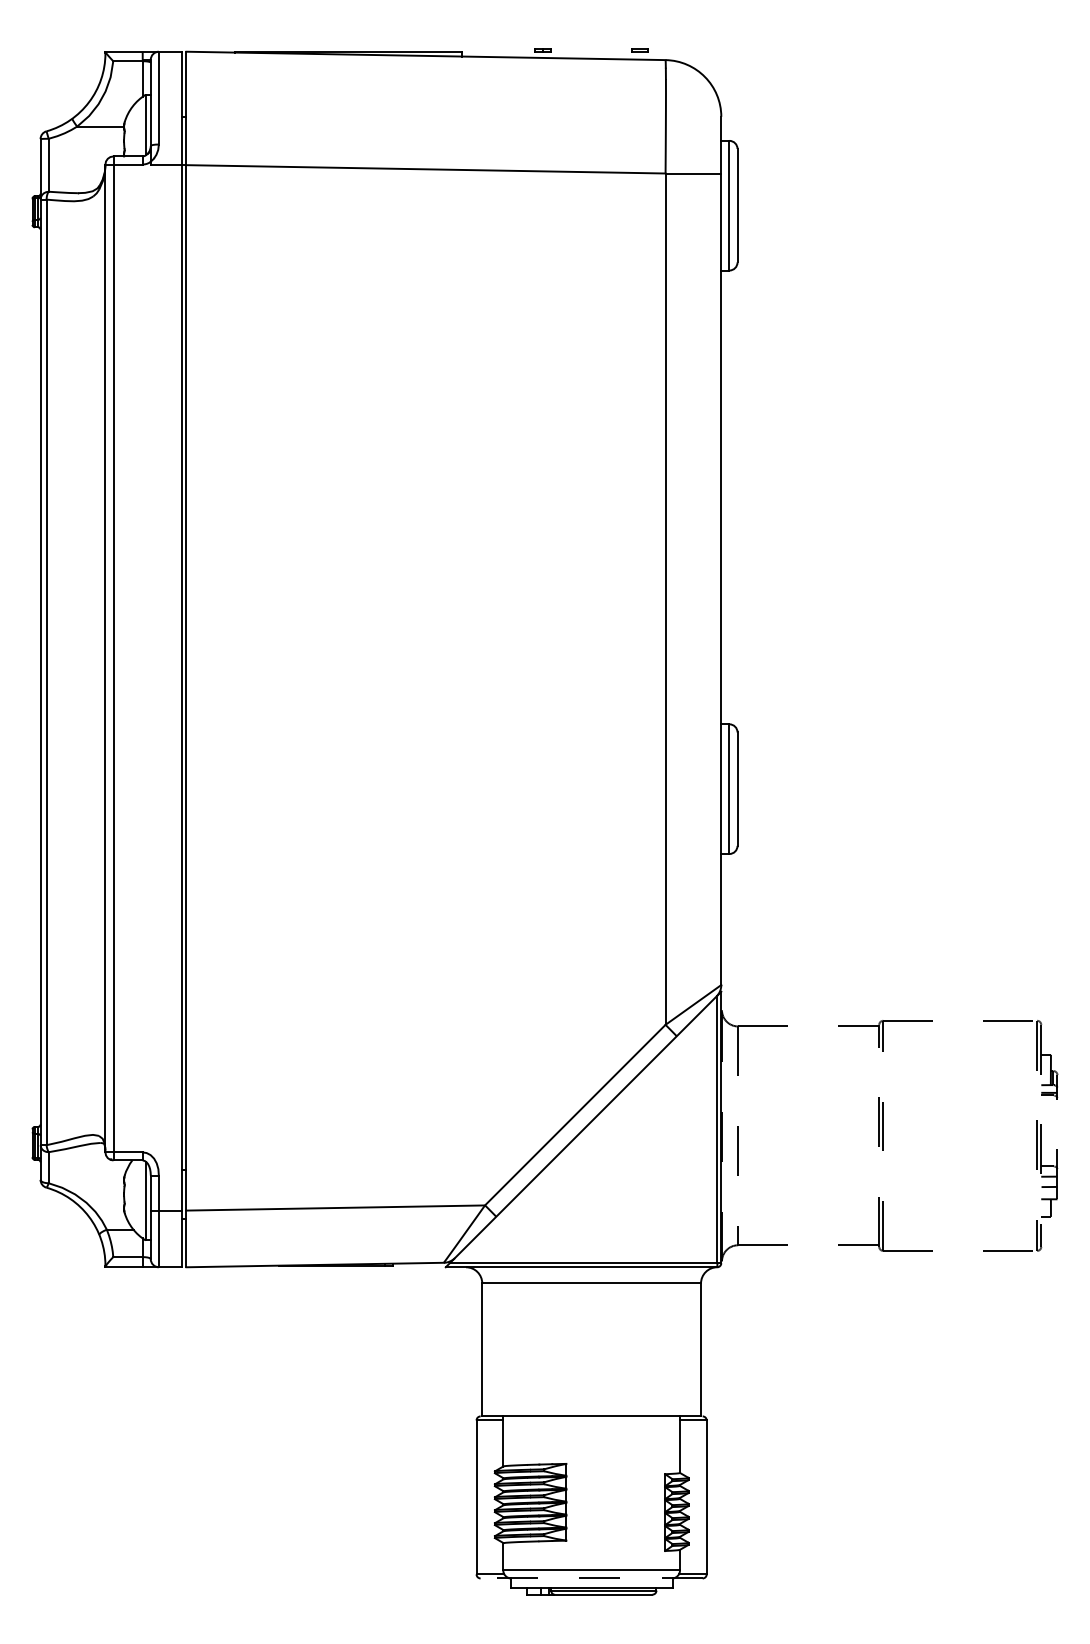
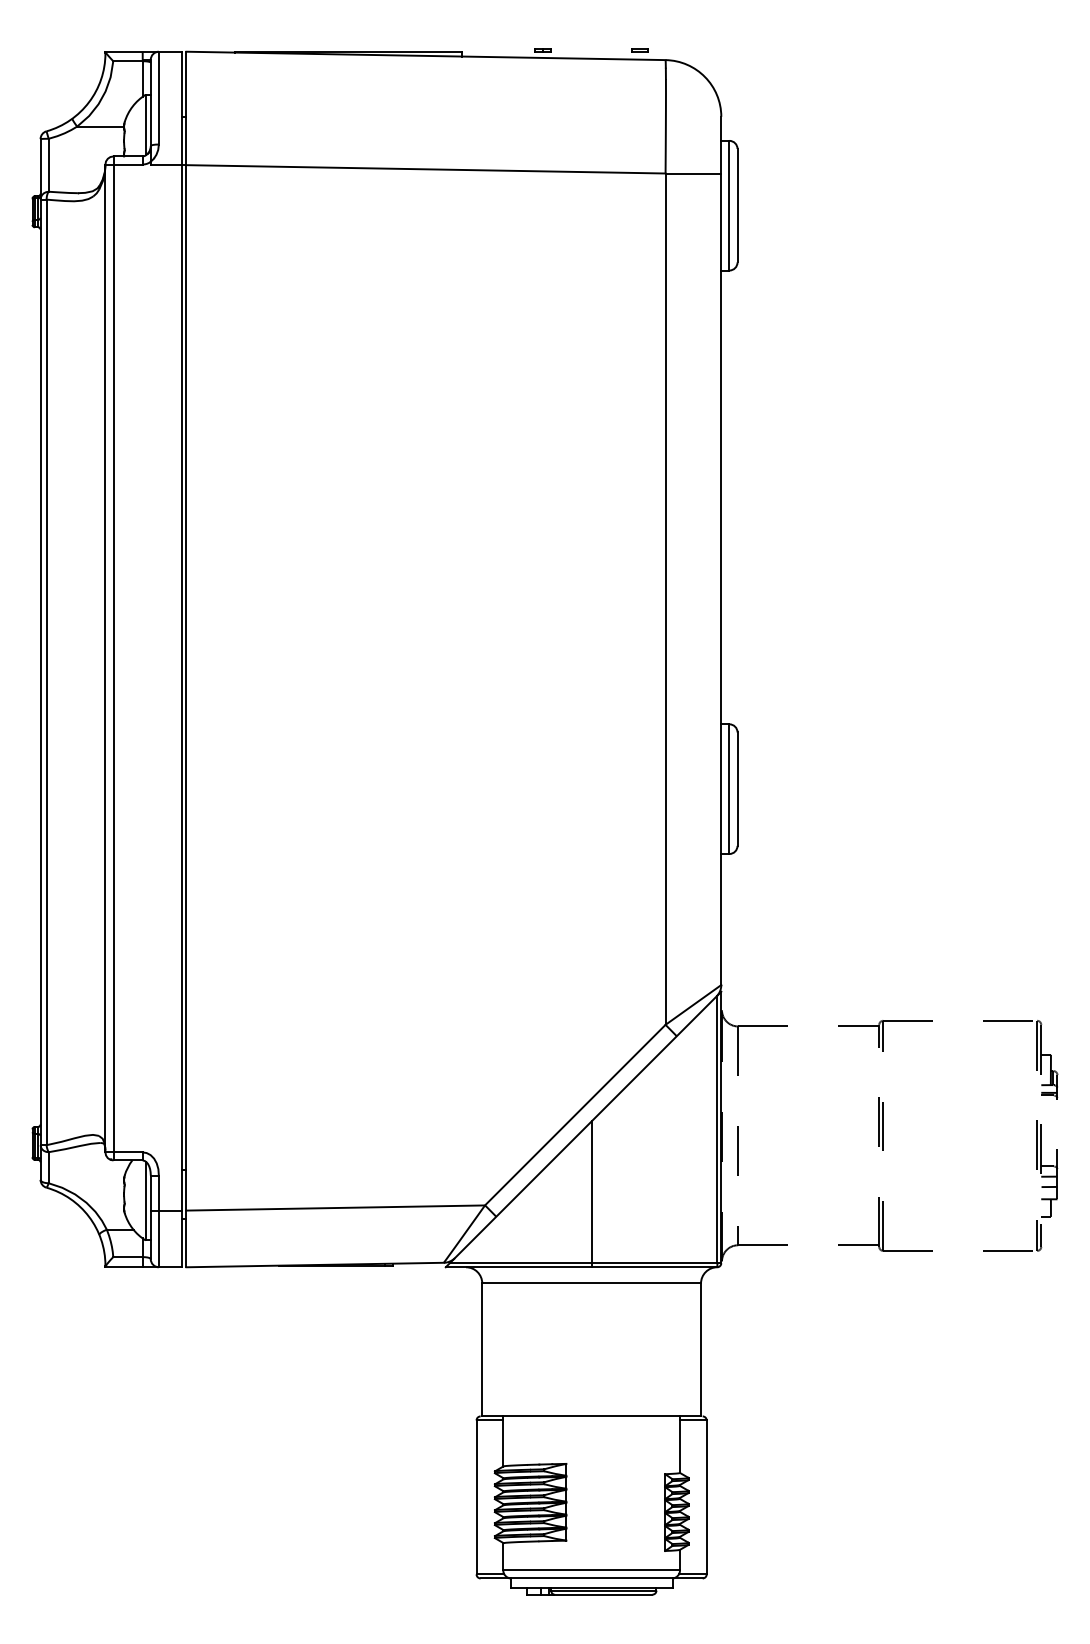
line: none -> present (591, 1194)
line: dashed -> solid (591, 1578)
